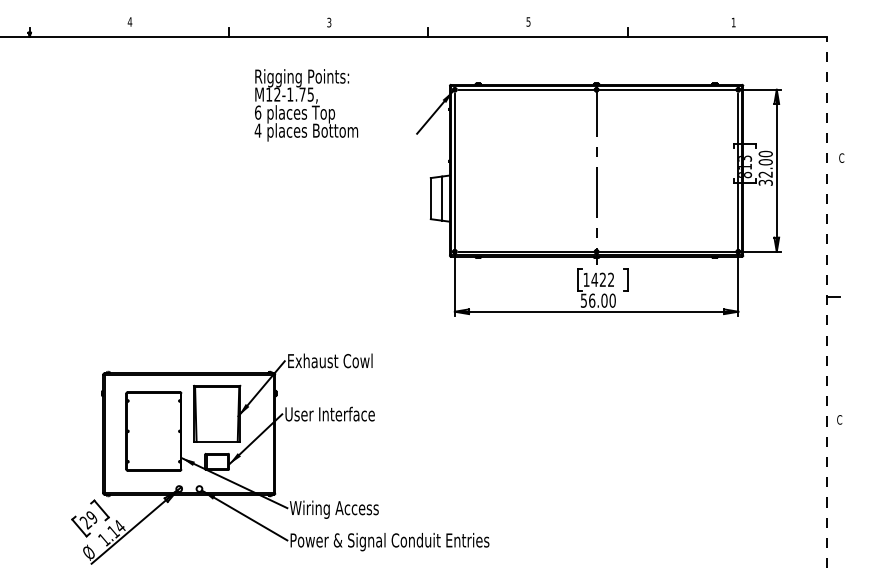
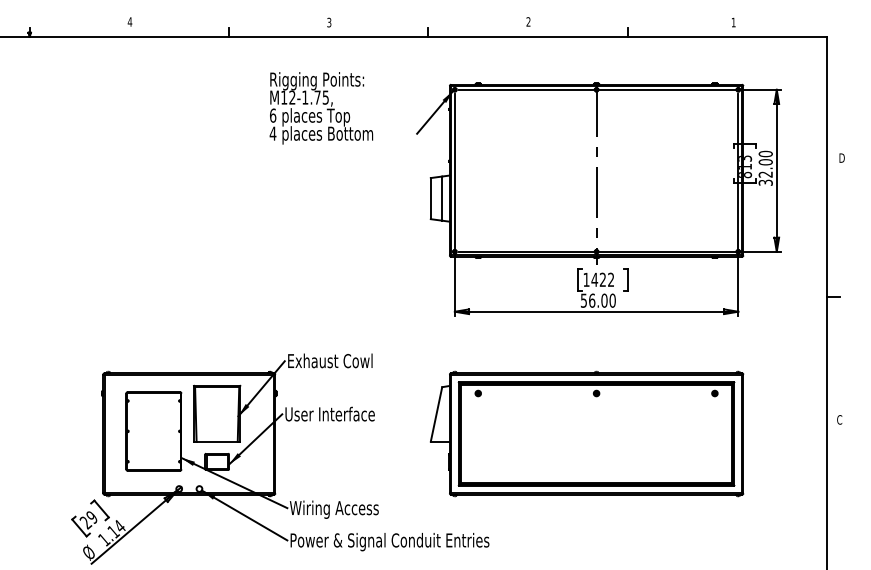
text: 5 -> 2 (528, 21)
text position: (306, 105) -> (321, 108) (321, 108)
text: C -> D (841, 157)
line: dashed -> solid (826, 302)
part: none -> present (587, 433)
